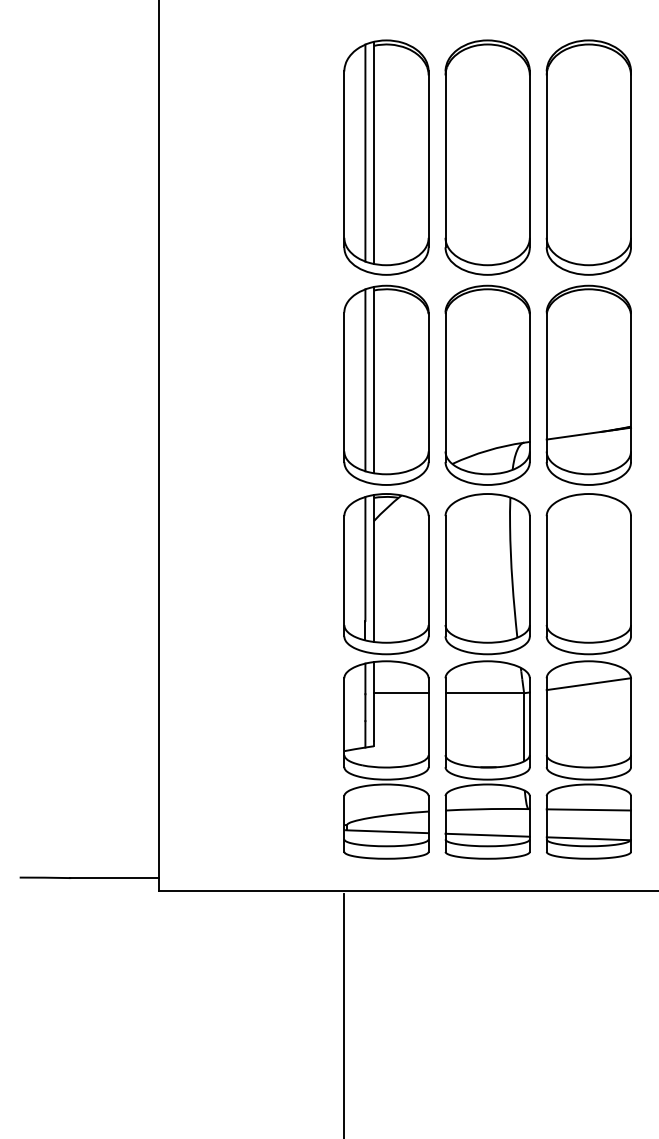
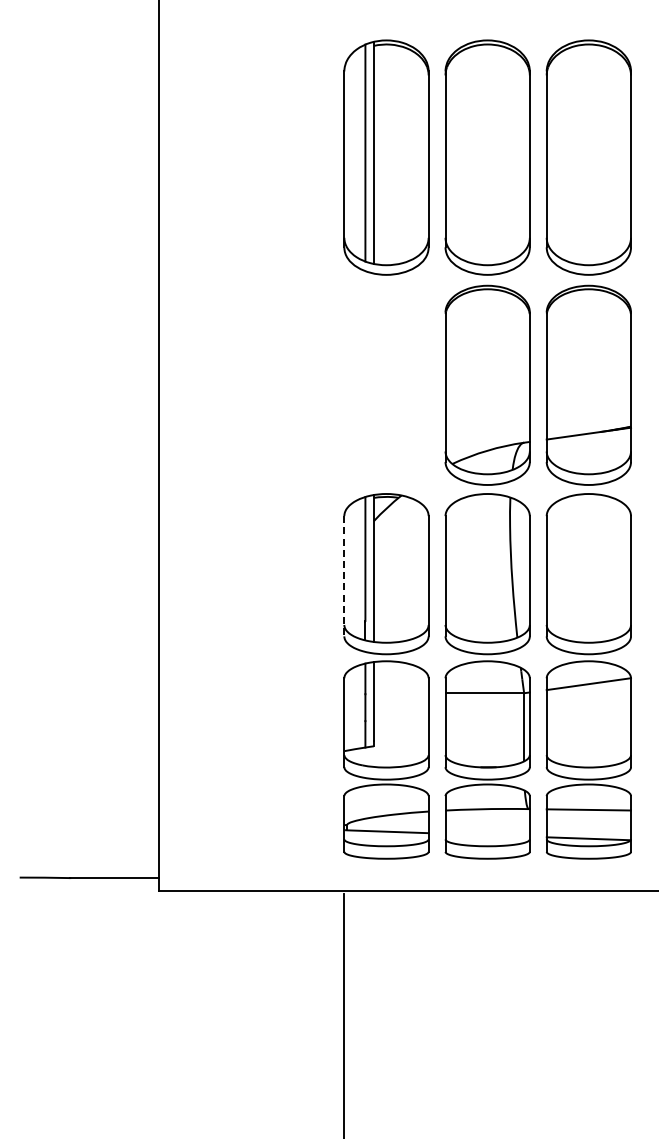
part: present -> none (386, 384)
line: solid -> dashed (344, 576)
line: present -> none (400, 693)
line: present -> none (487, 834)
